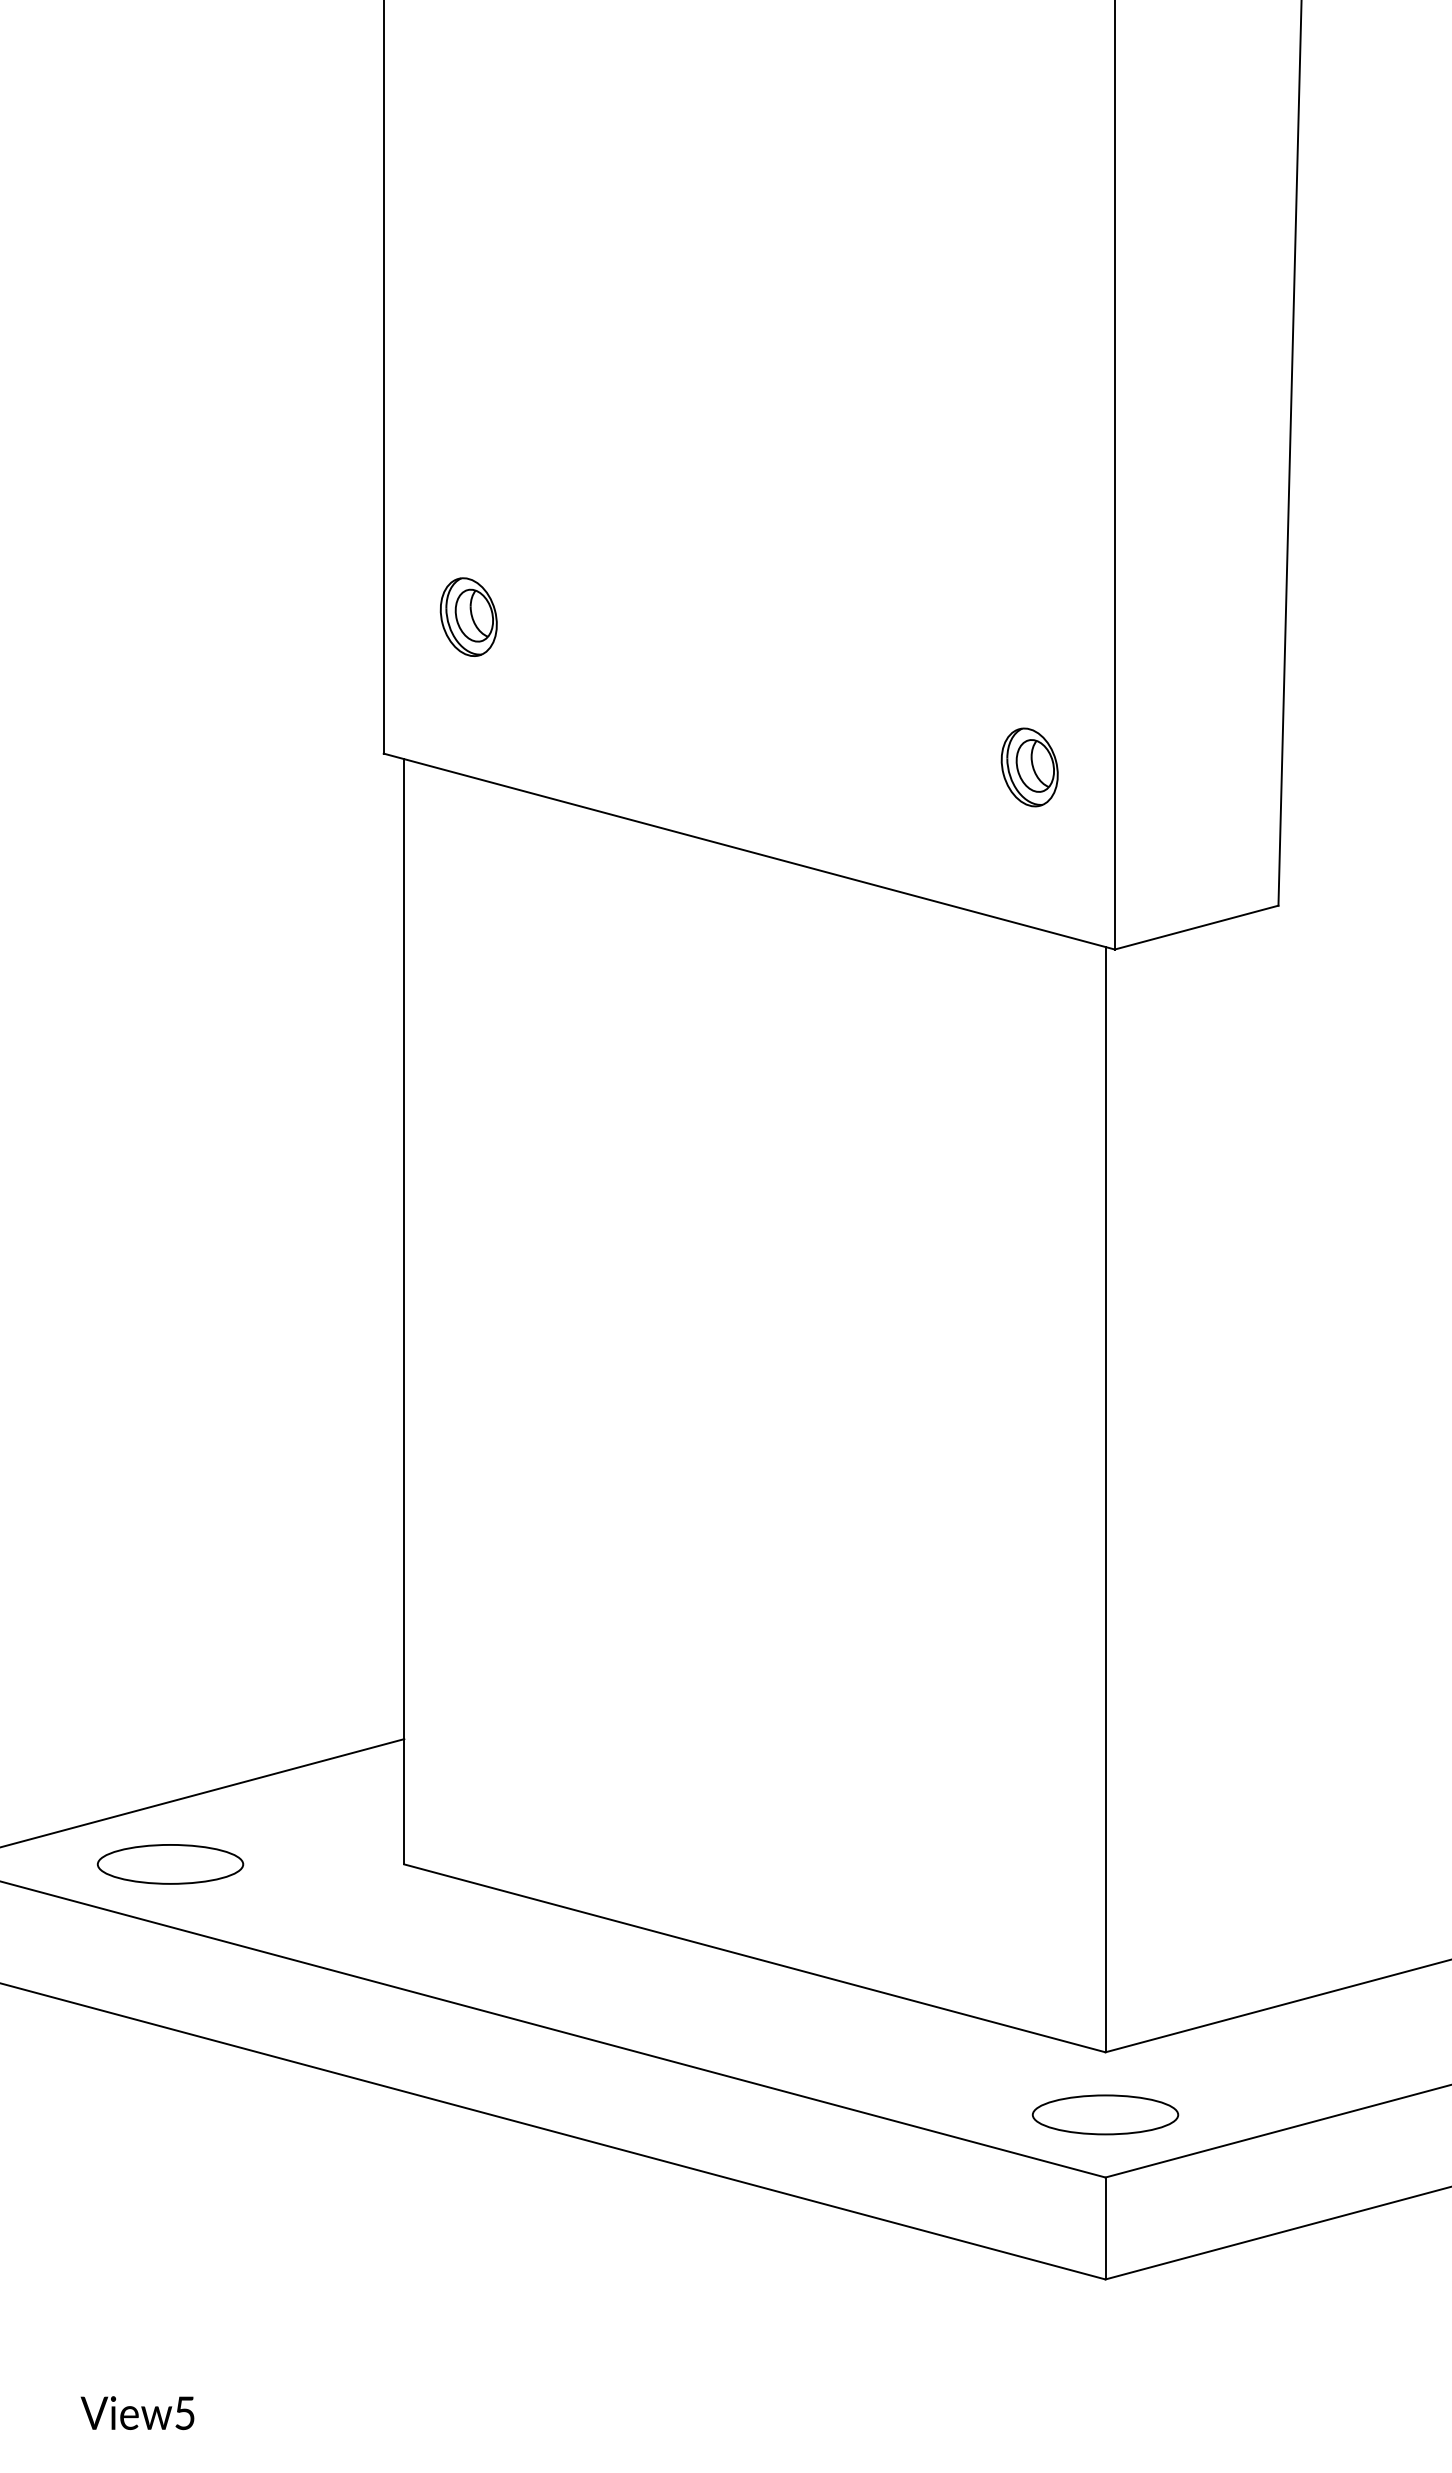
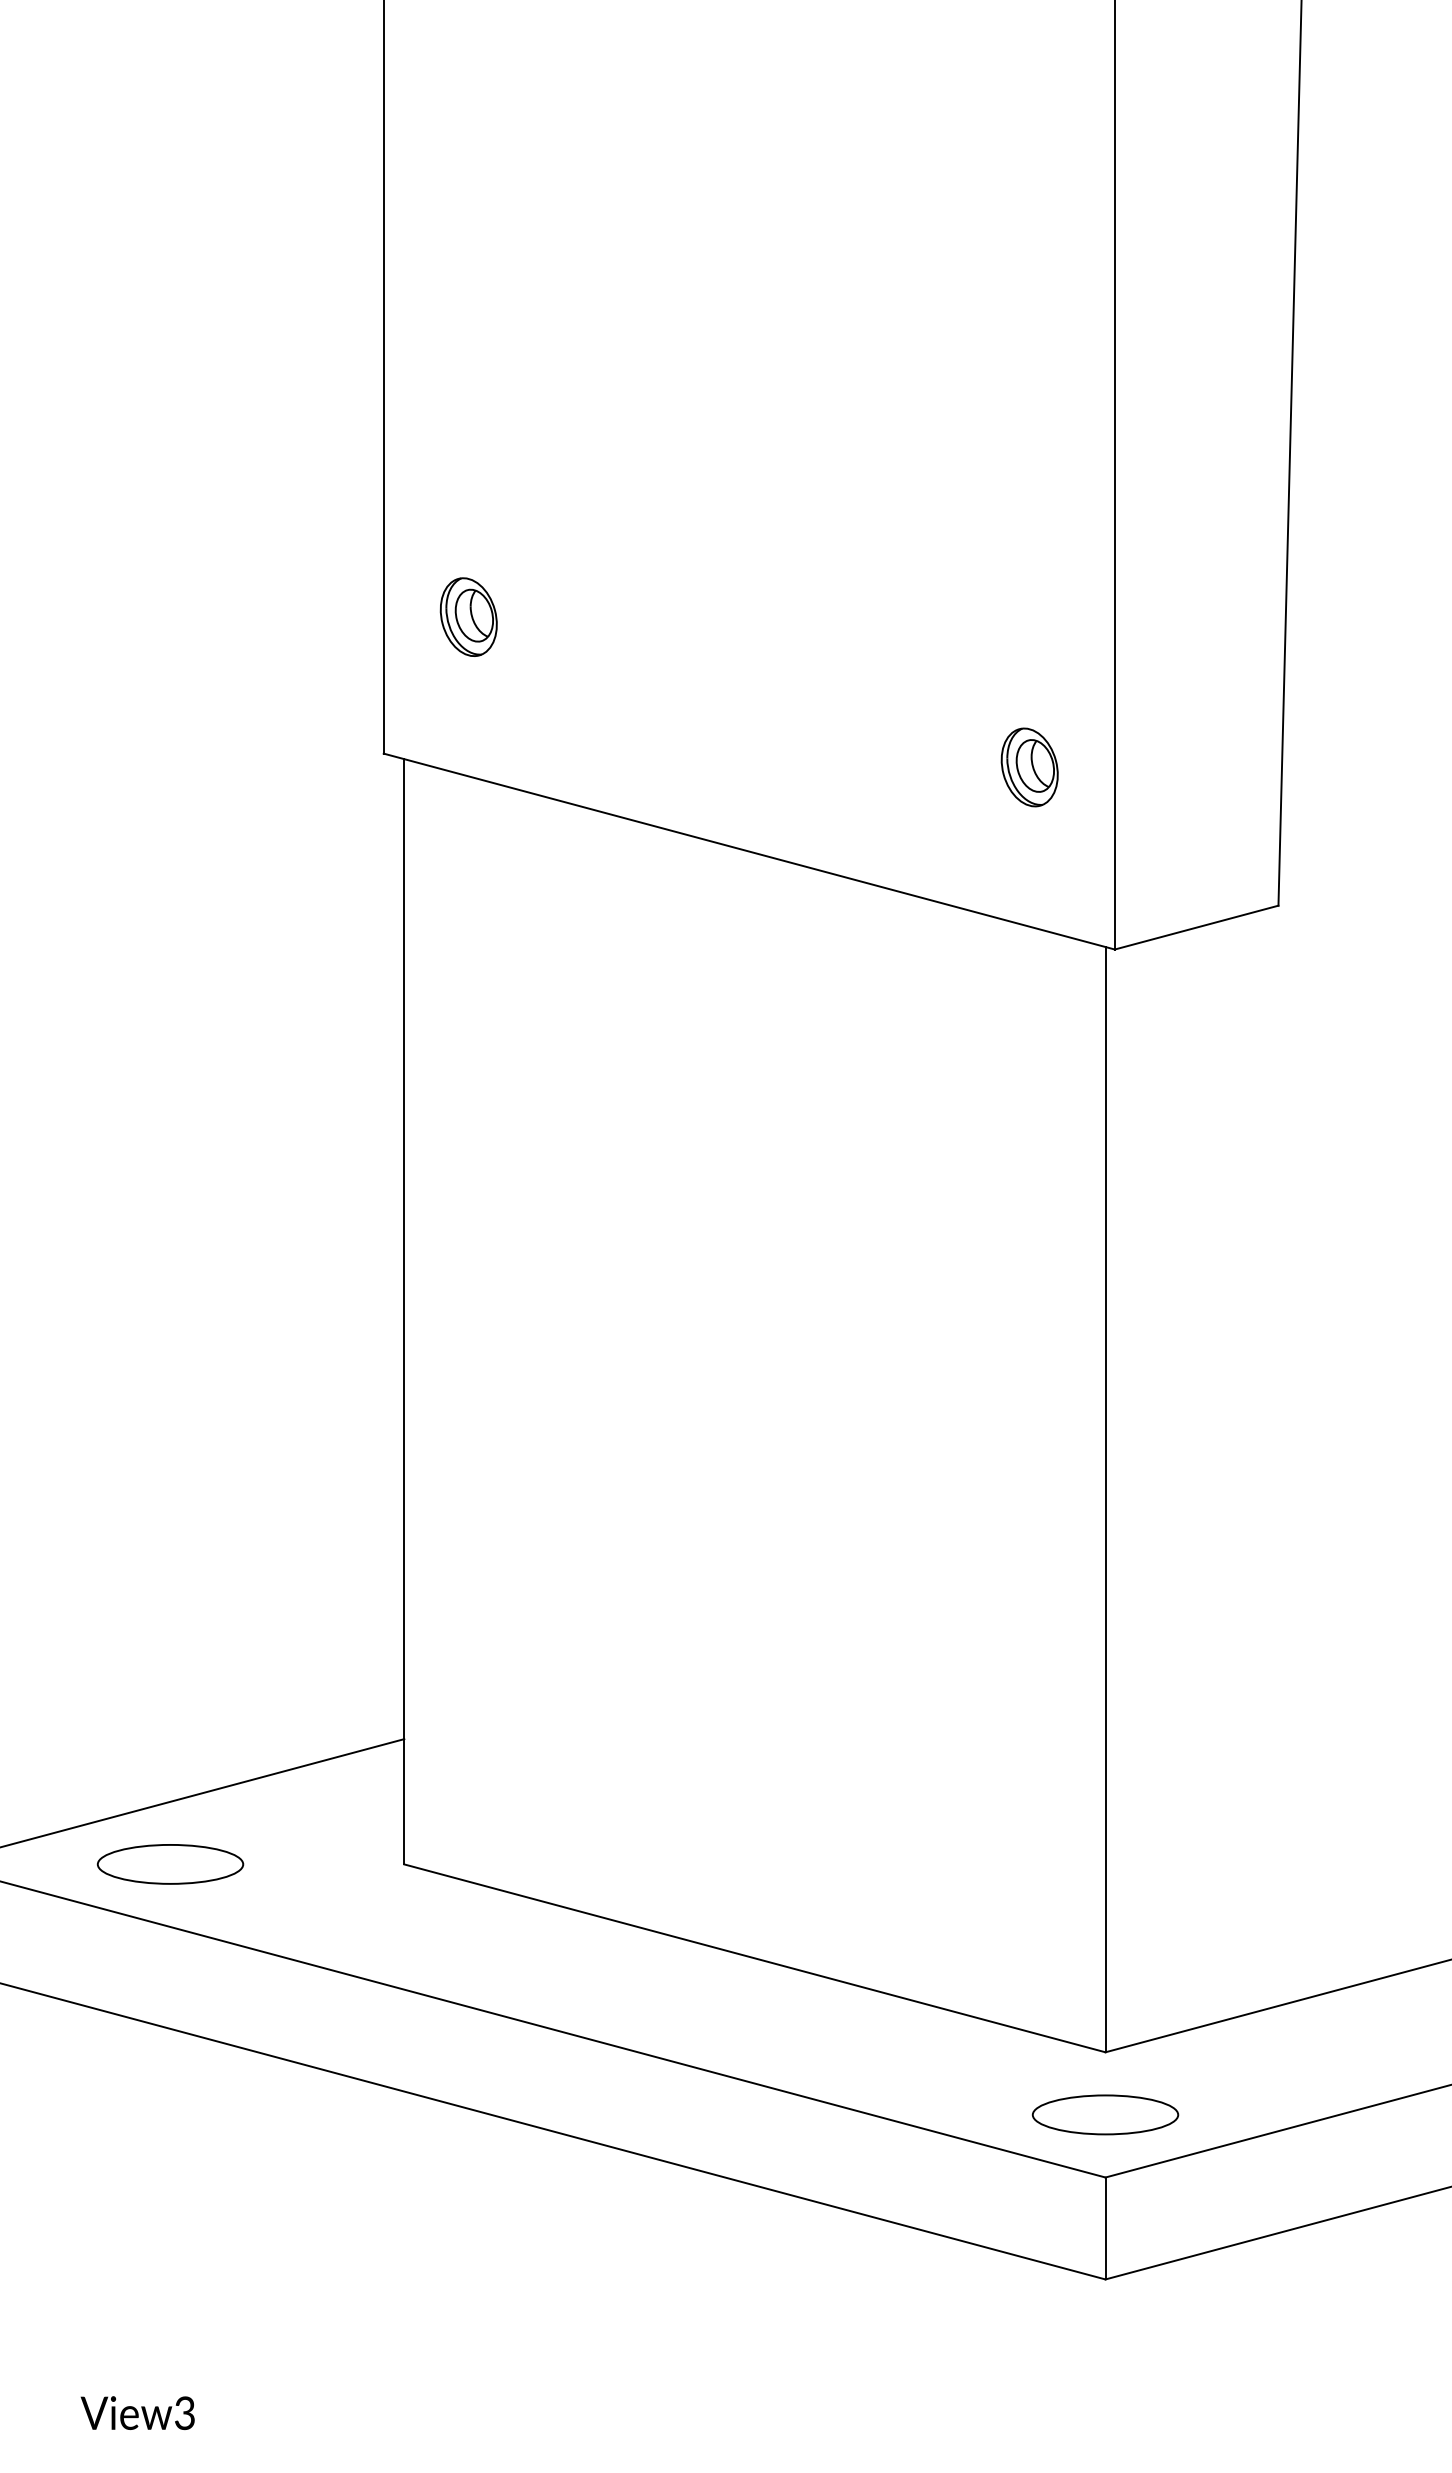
text: View5 -> View3 (184, 2413)
